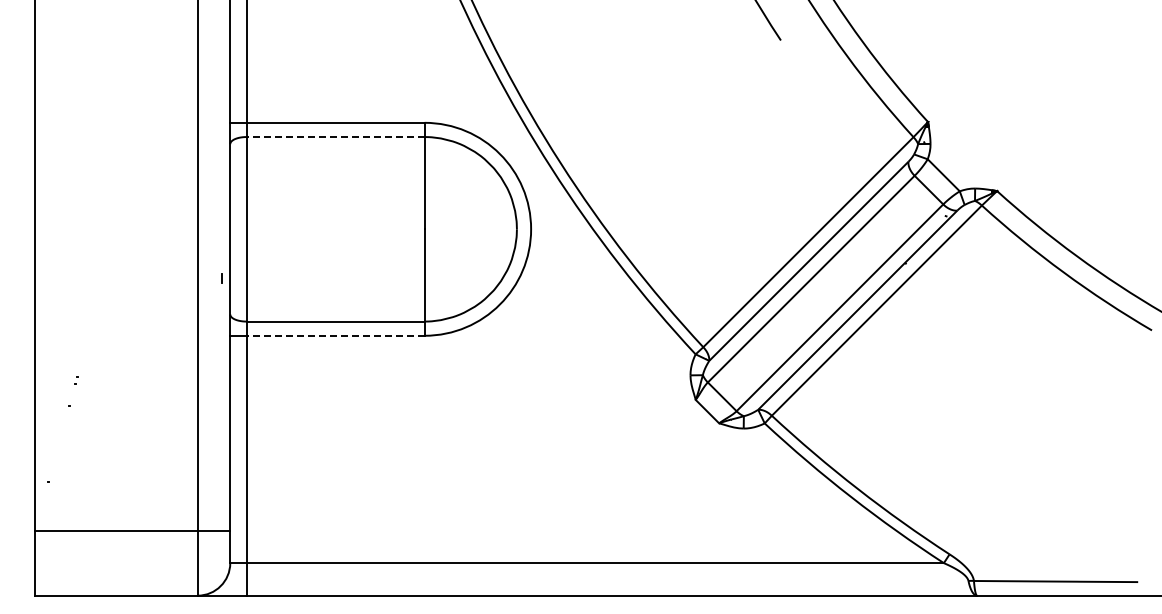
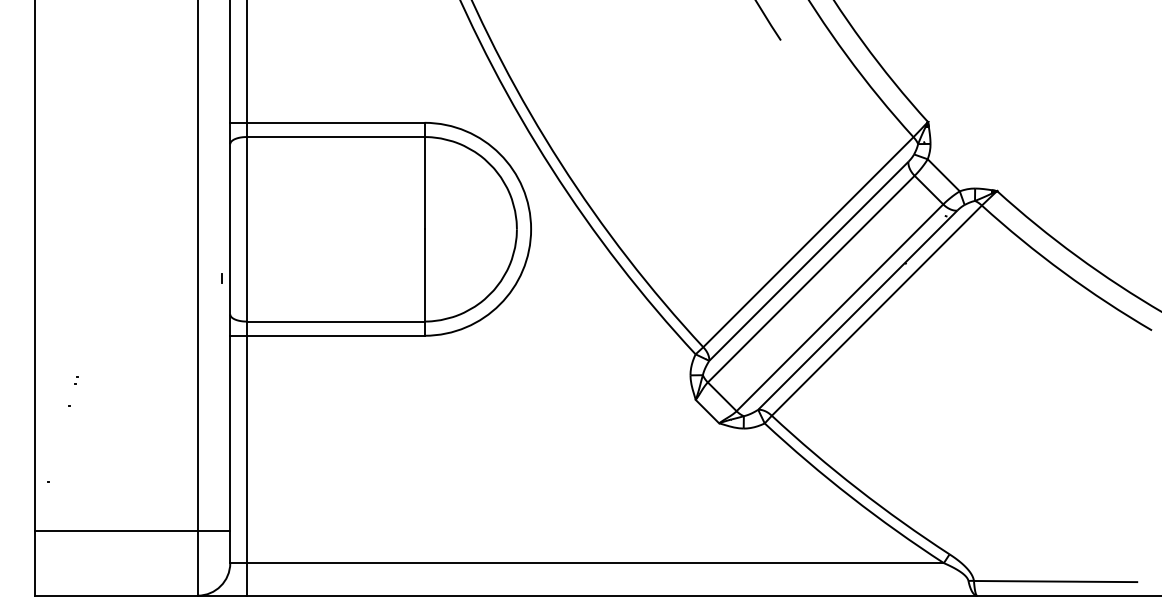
line: dashed -> solid (335, 137)
line: dashed -> solid (335, 335)
